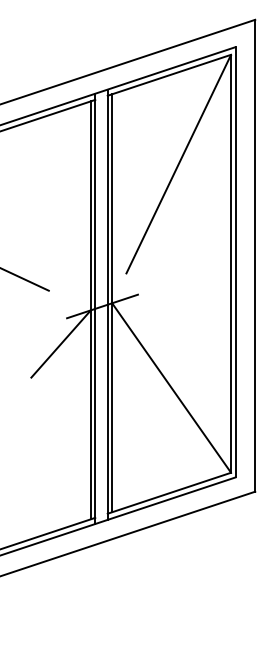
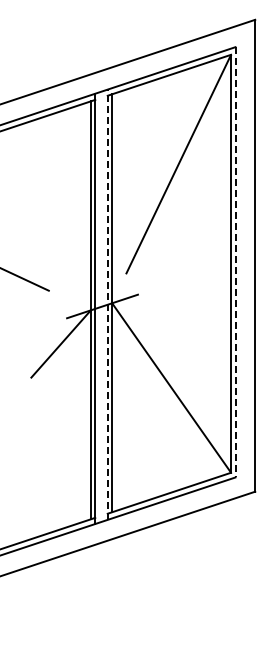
line: solid -> dashed (235, 262)
line: solid -> dashed (107, 304)
